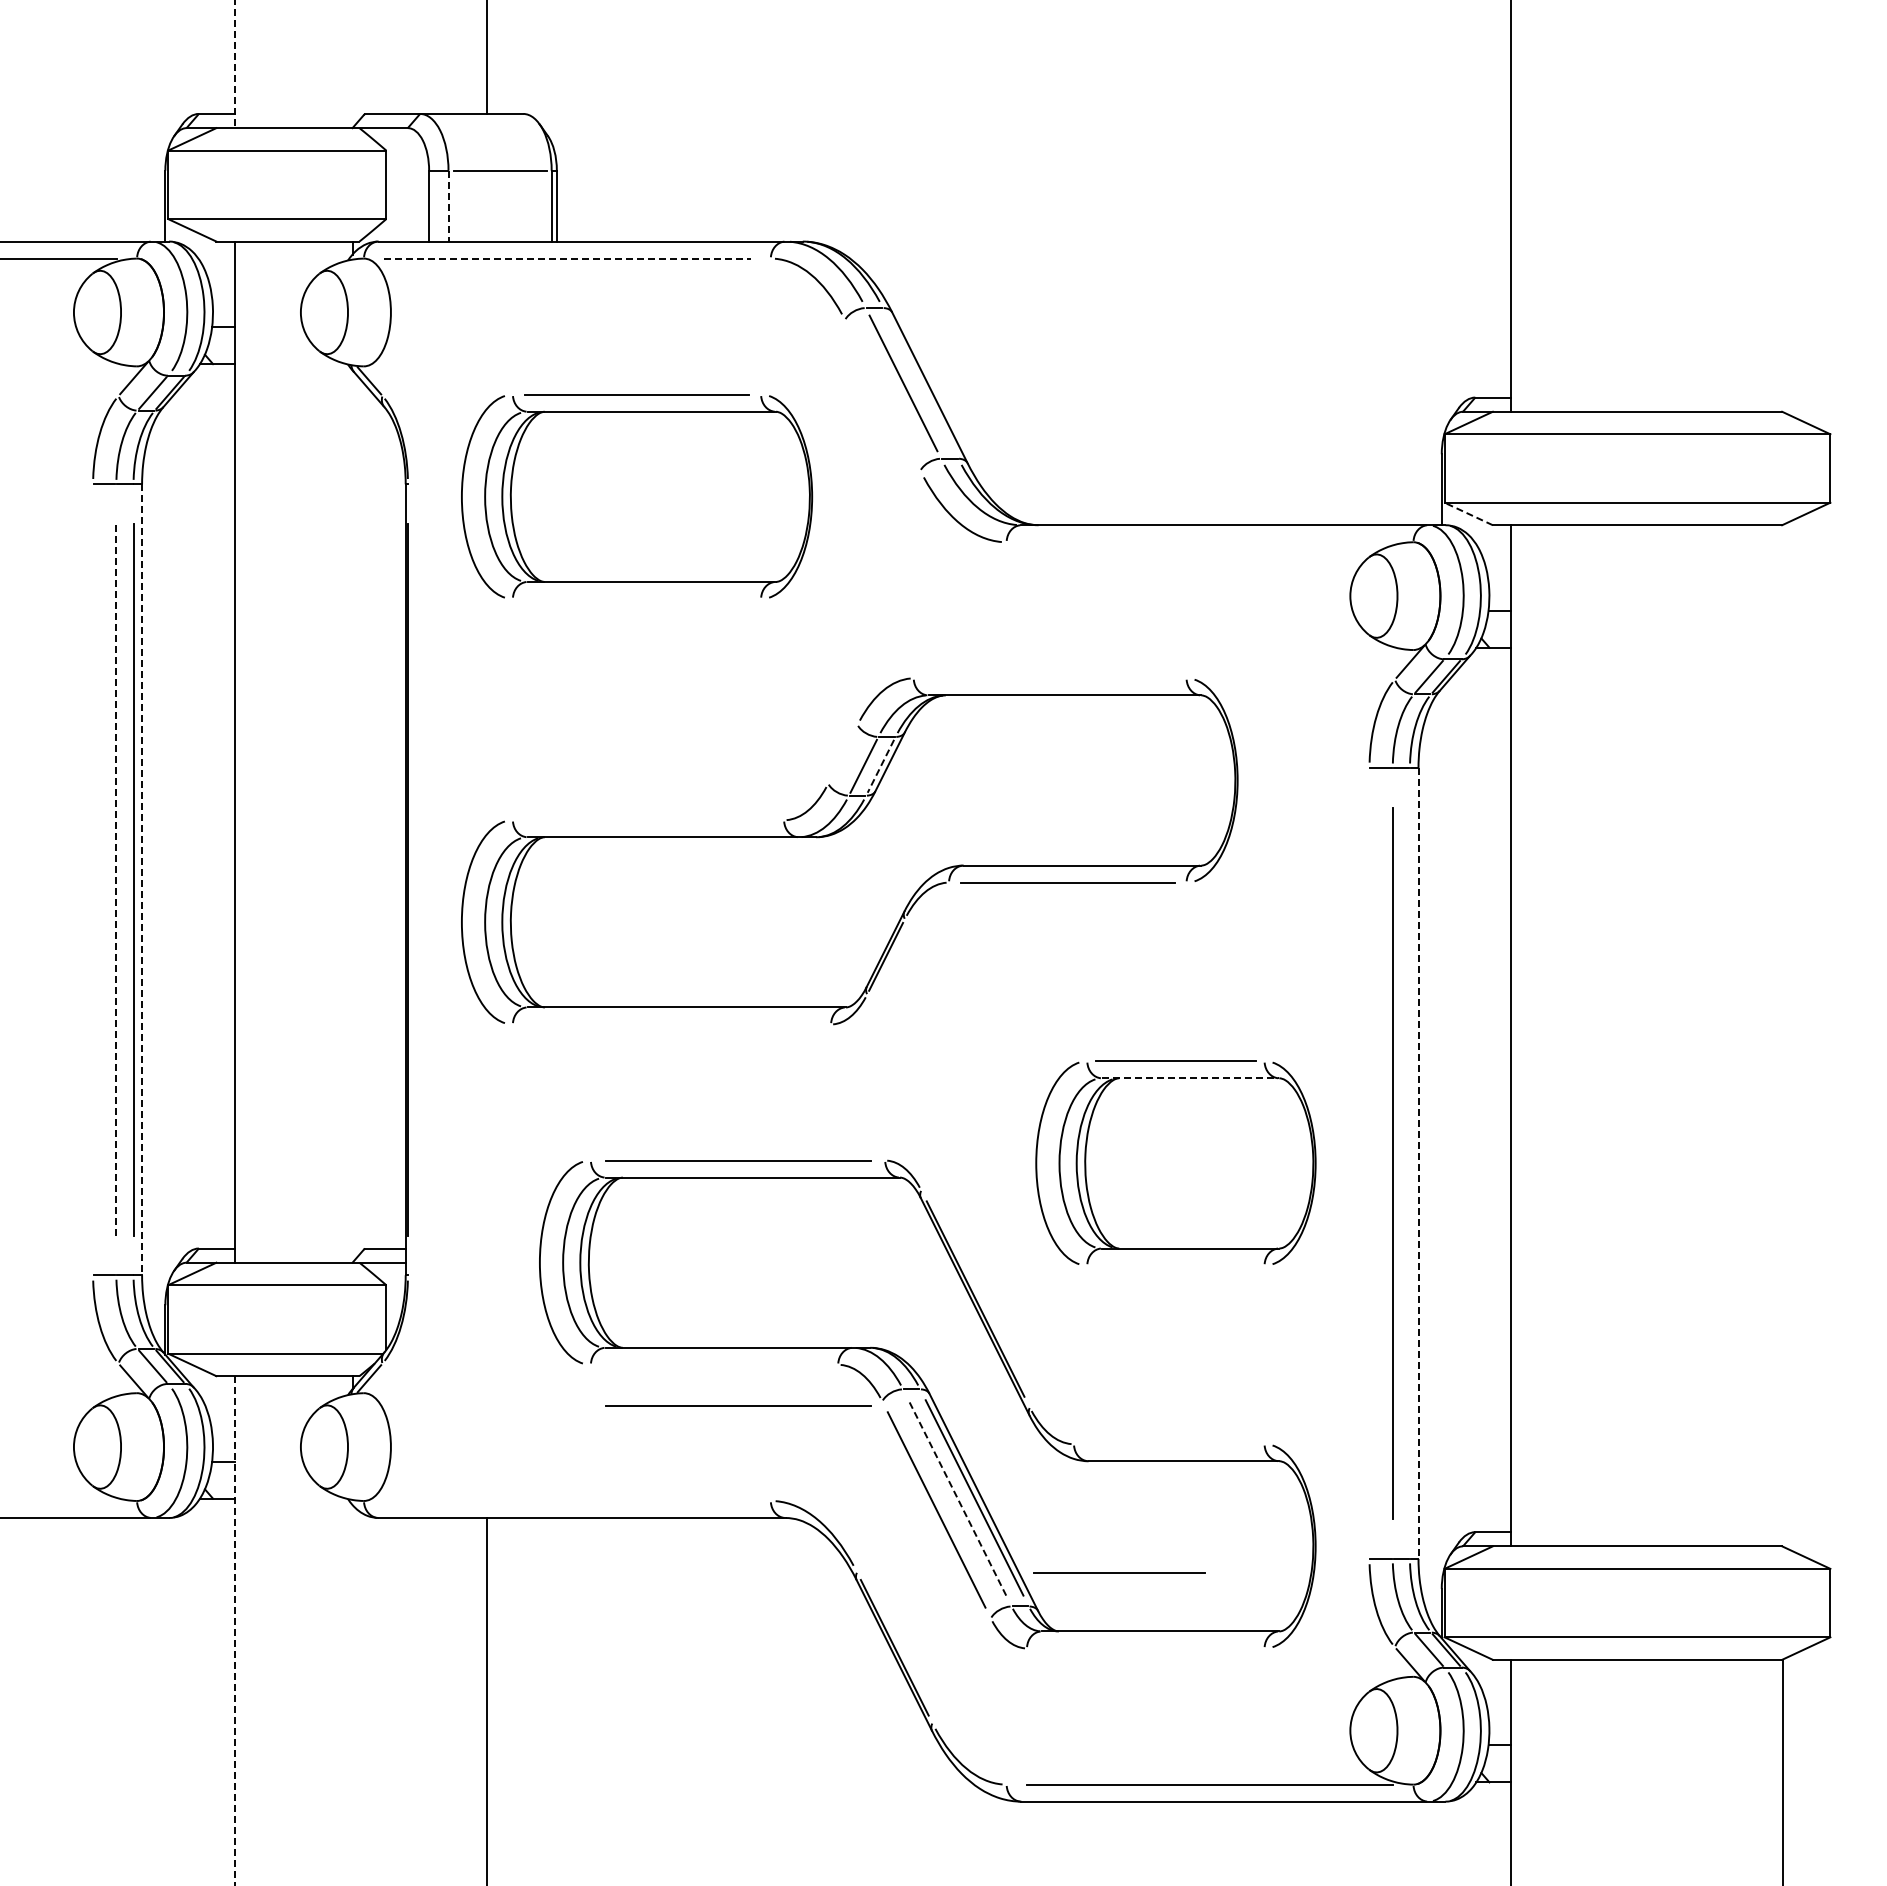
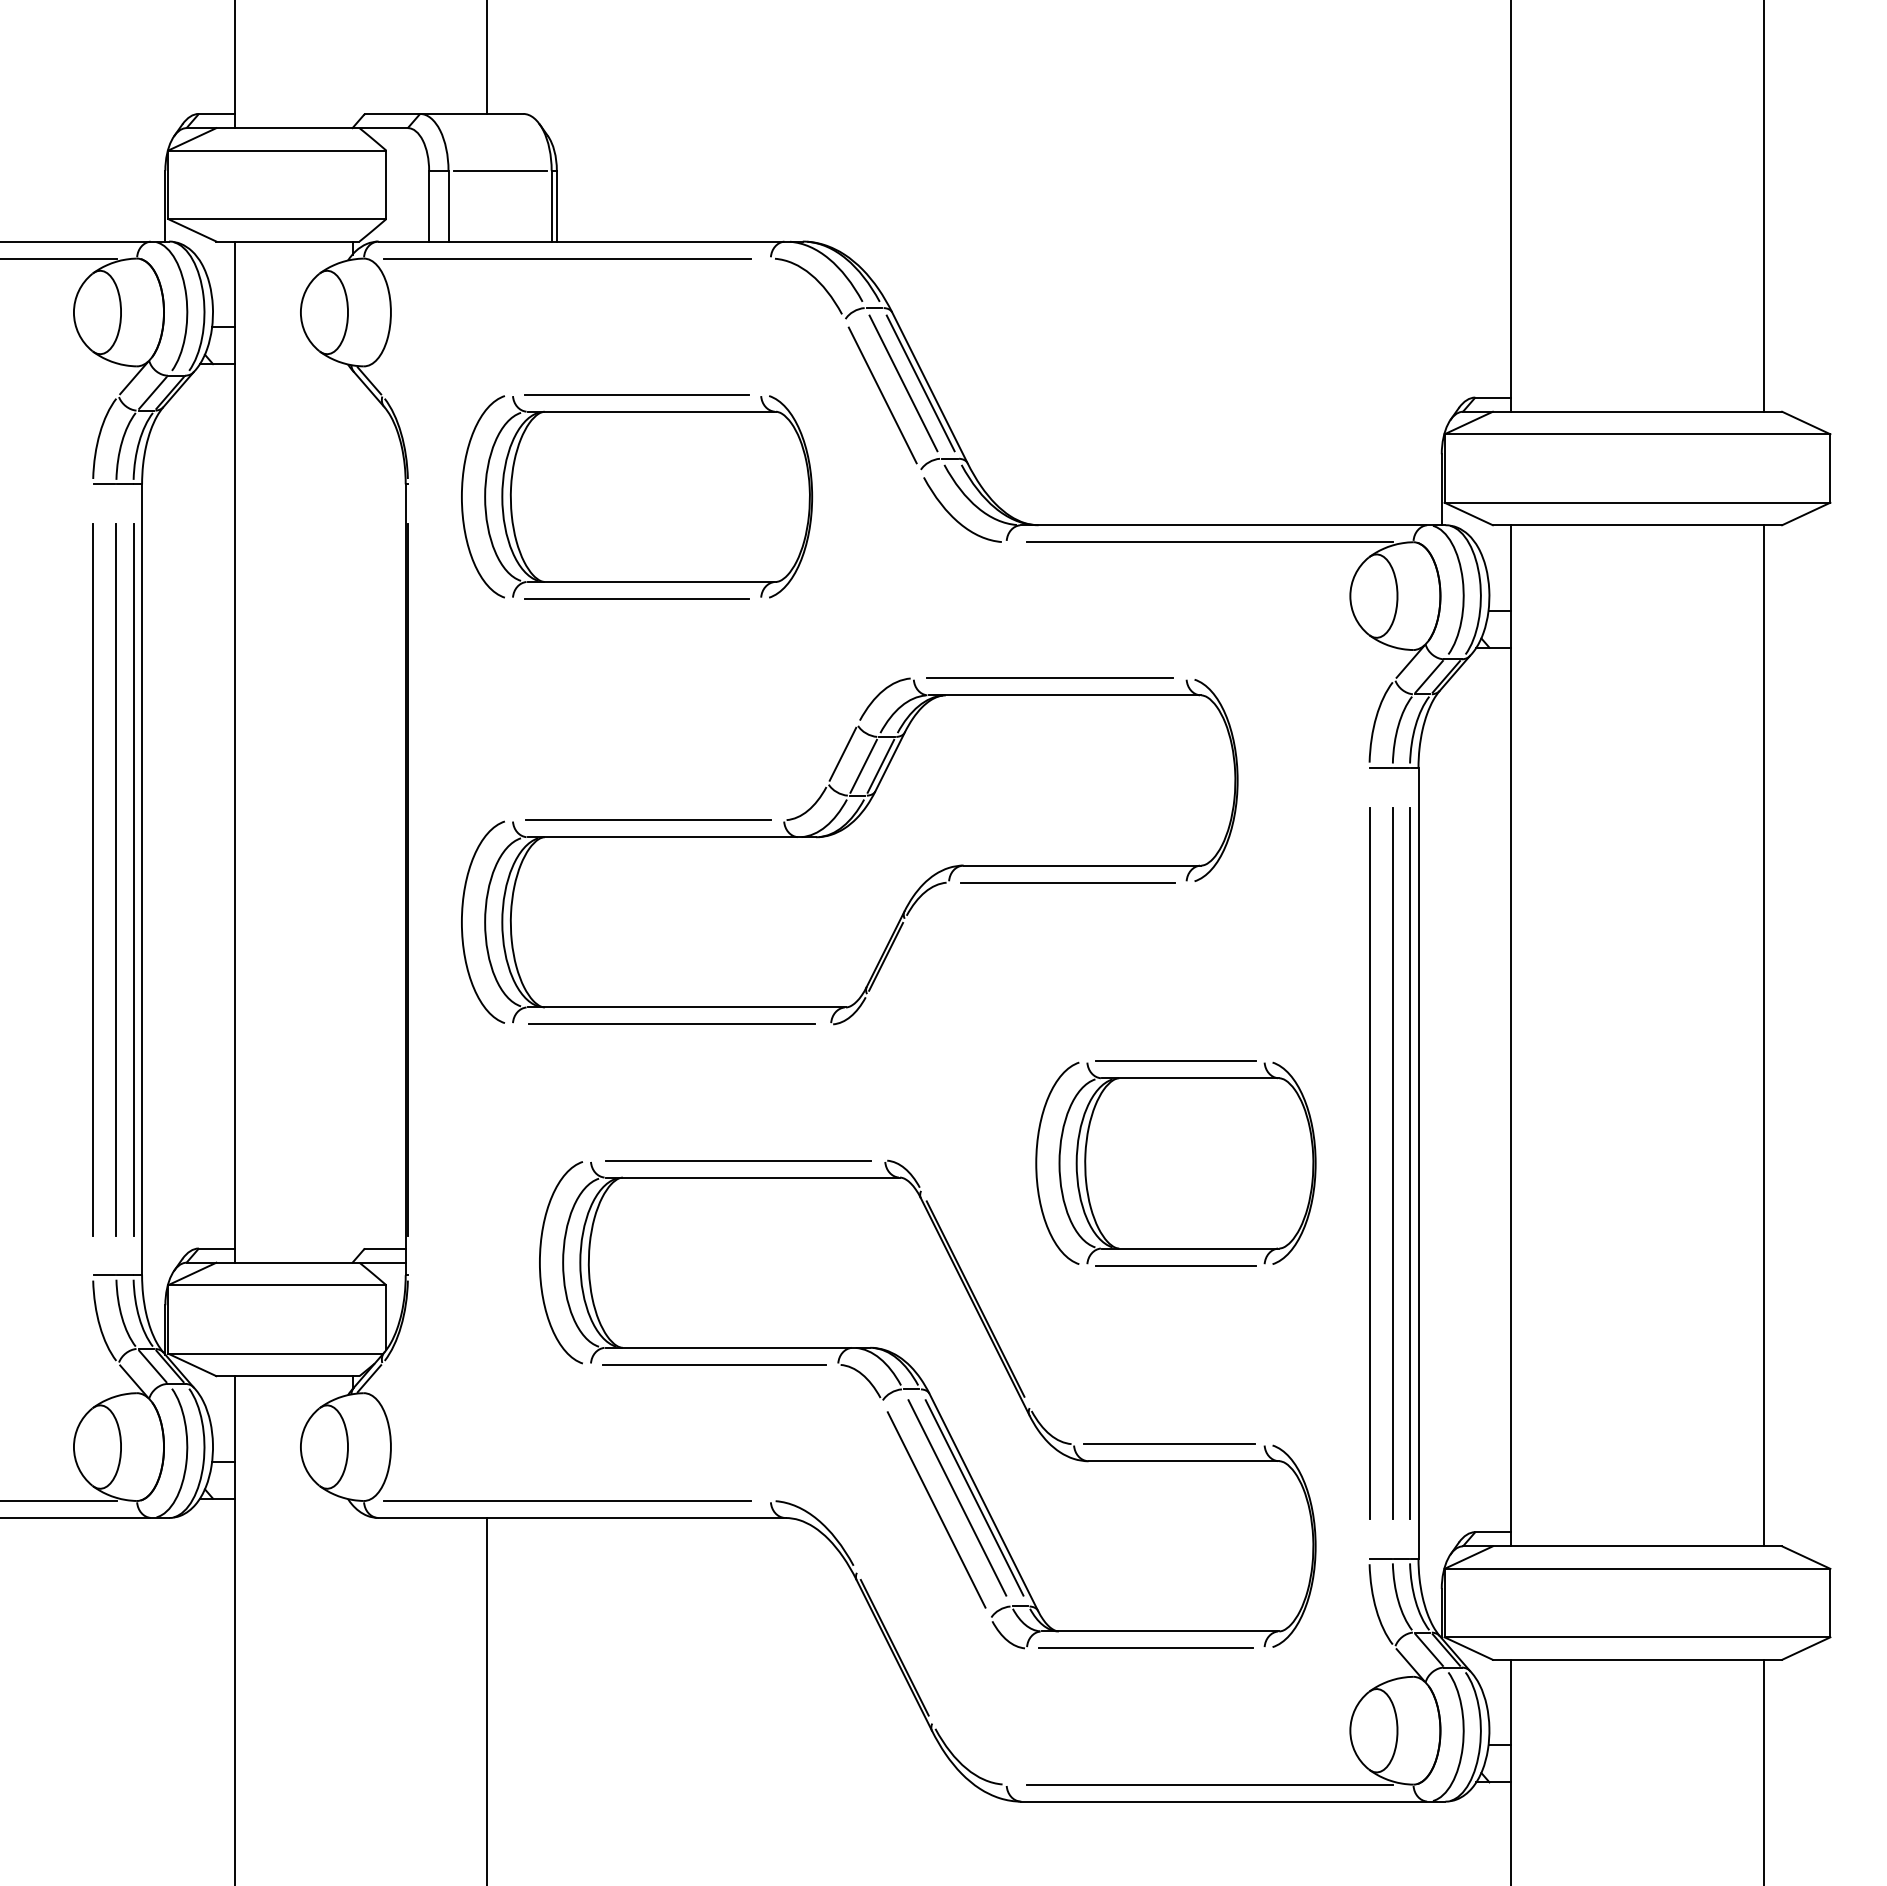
line: dashed -> solid (234, 64)
line: dashed -> solid (448, 206)
line: none -> present (1763, 206)
line: dashed -> solid (567, 258)
line: none -> present (920, 383)
line: none -> present (882, 395)
line: dashed -> solid (1468, 513)
line: none -> present (1210, 542)
line: none -> present (636, 598)
line: none -> present (1049, 678)
line: none -> present (842, 753)
line: dashed -> solid (880, 766)
line: none -> present (648, 820)
line: none -> present (92, 879)
line: dashed -> solid (116, 879)
line: dashed -> solid (142, 880)
line: none -> present (671, 1024)
line: none -> present (1763, 1035)
line: dashed -> solid (1190, 1078)
line: none -> present (1369, 1163)
line: none -> present (1409, 1163)
line: dashed -> solid (1418, 1163)
line: none -> present (1175, 1265)
line: none -> present (714, 1364)
line: present -> none (738, 1405)
line: dashed -> solid (957, 1497)
line: none -> present (59, 1500)
line: none -> present (567, 1500)
line position: (1119, 1572) -> (1169, 1443) (1169, 1443)
line: dashed -> solid (234, 1631)
line: none -> present (1145, 1648)
line position: (1782, 1770) -> (1763, 1770) (1763, 1770)
